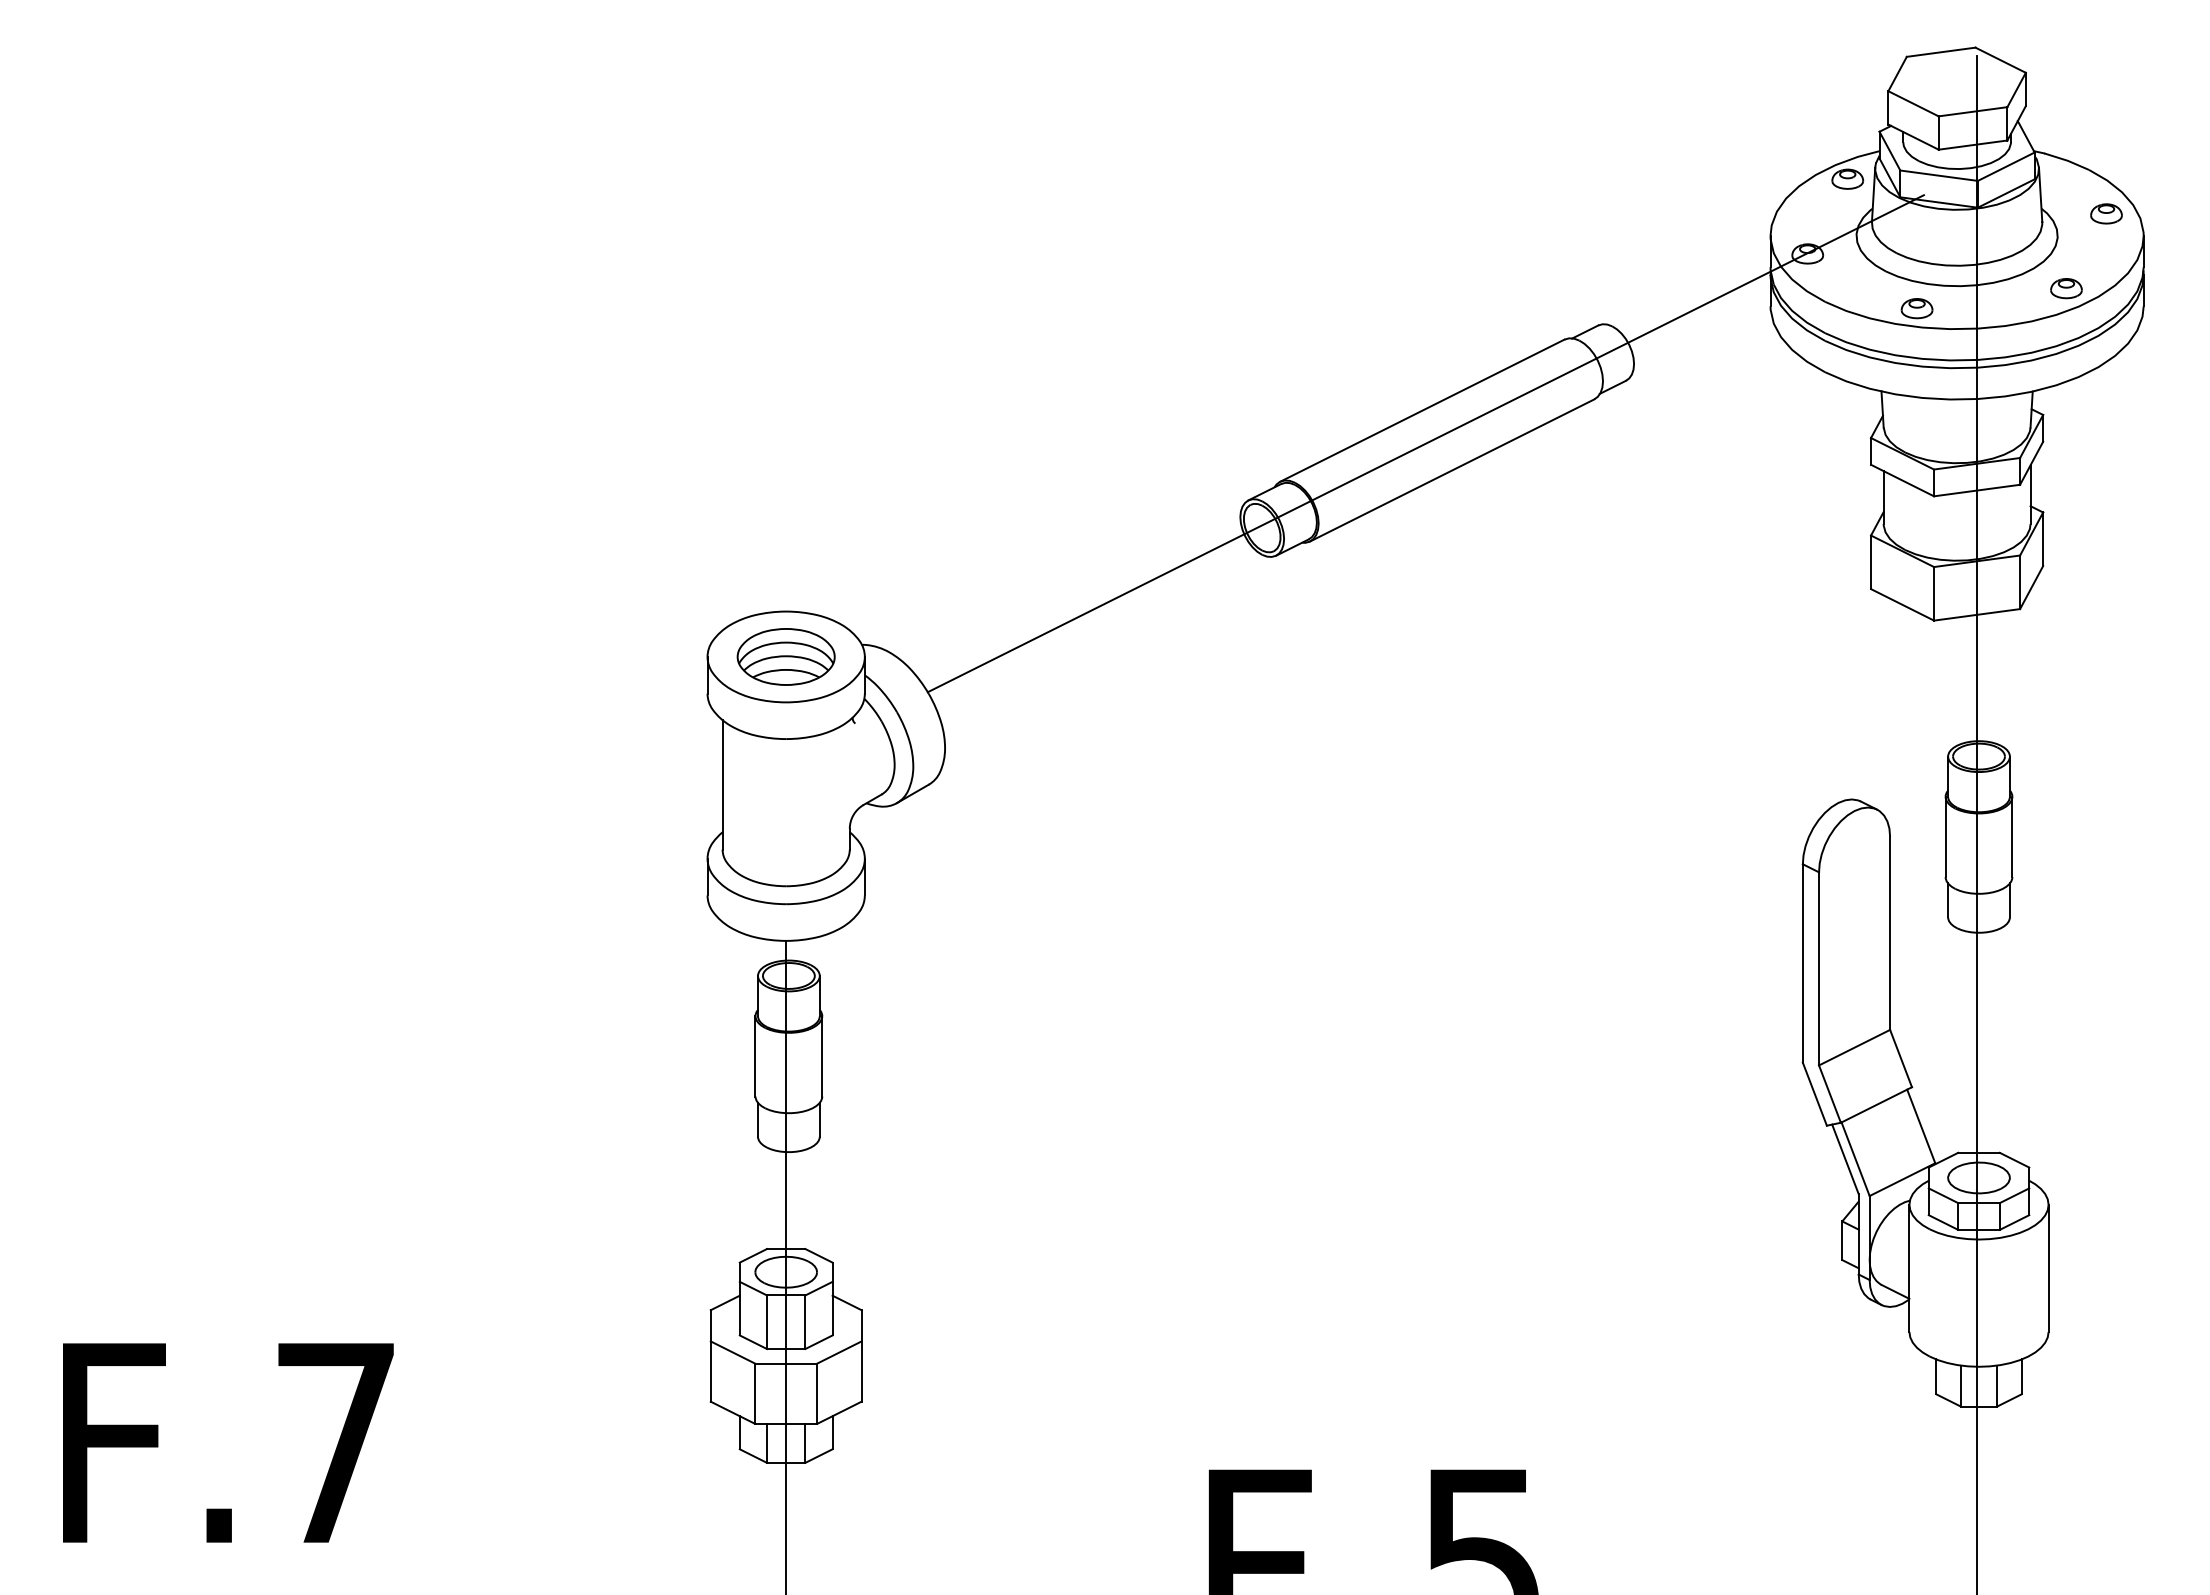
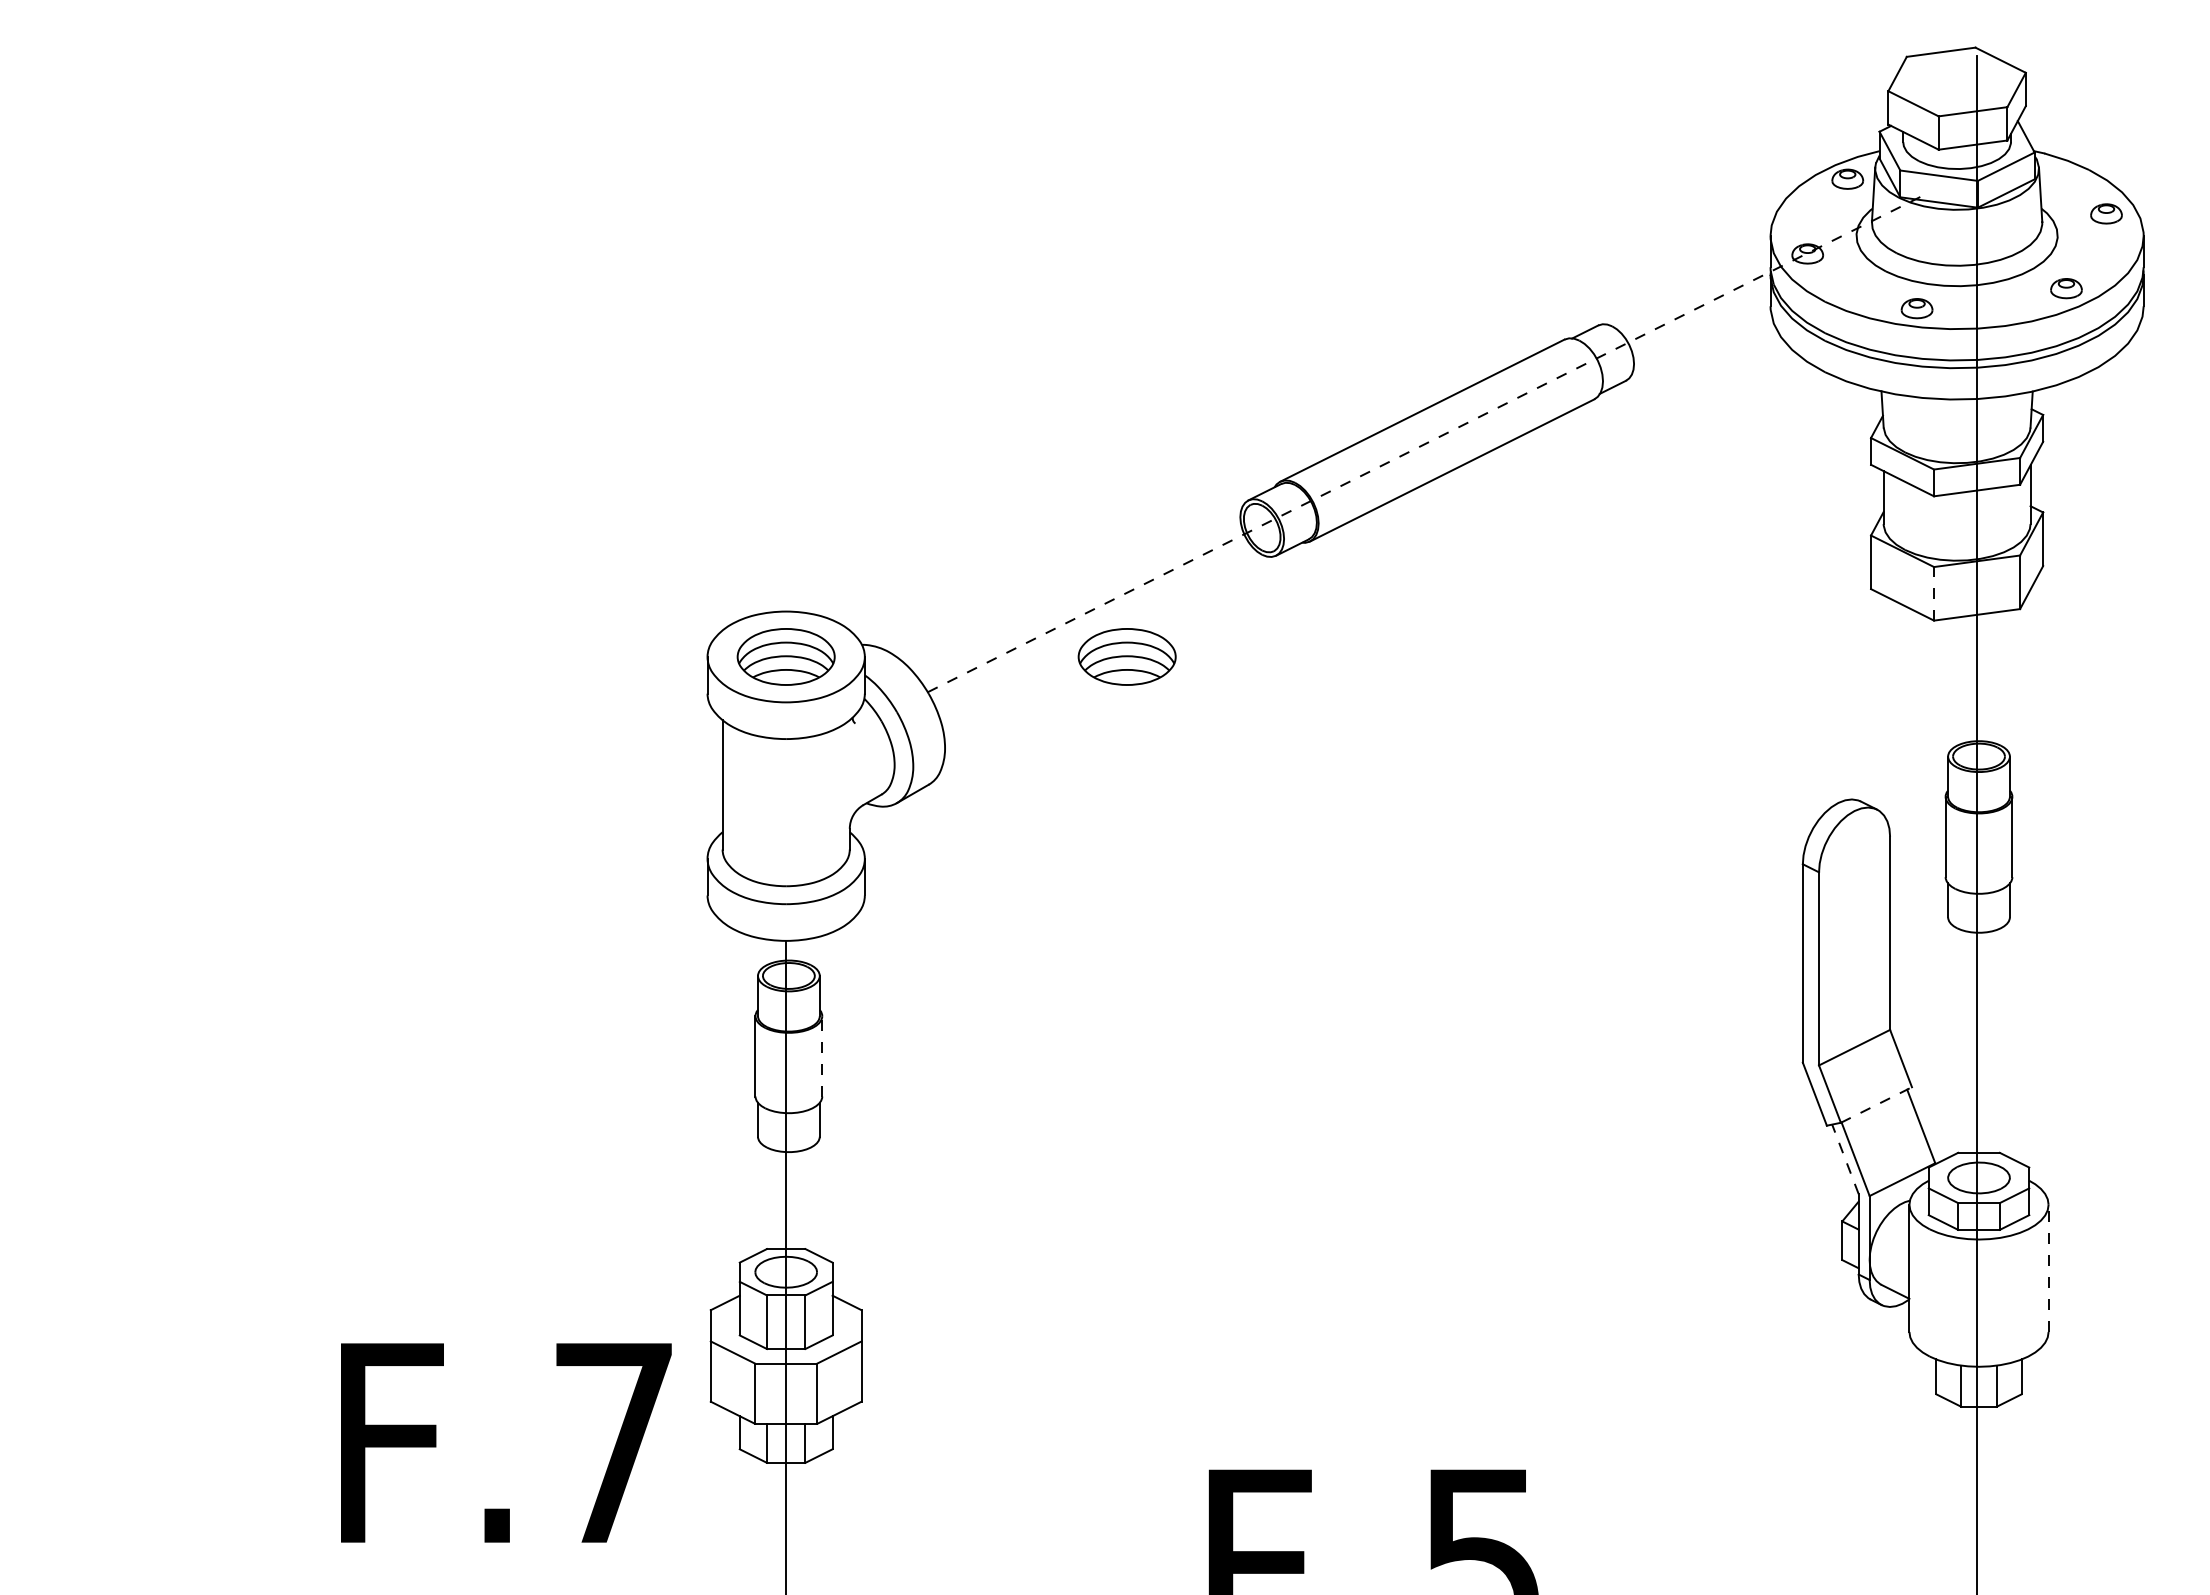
line: solid -> dashed (1425, 443)
line: solid -> dashed (1934, 593)
part: none -> present (1126, 656)
line: solid -> dashed (822, 1055)
line: solid -> dashed (1876, 1105)
line: solid -> dashed (1845, 1158)
line: solid -> dashed (2048, 1268)
text position: (228, 1442) -> (506, 1442) (506, 1442)
